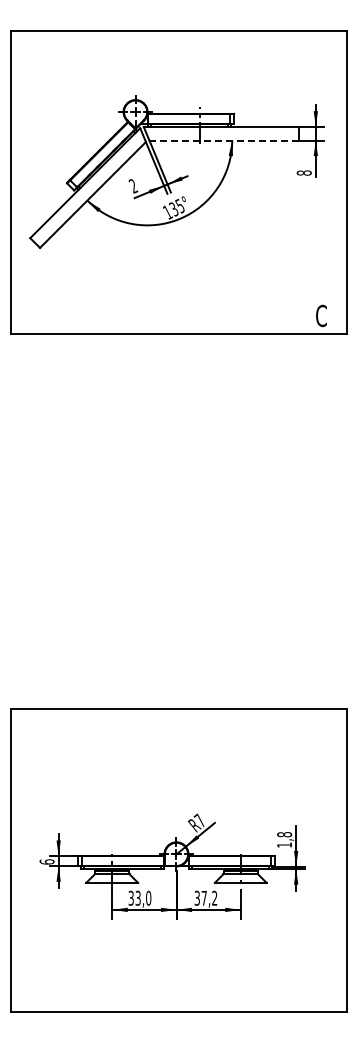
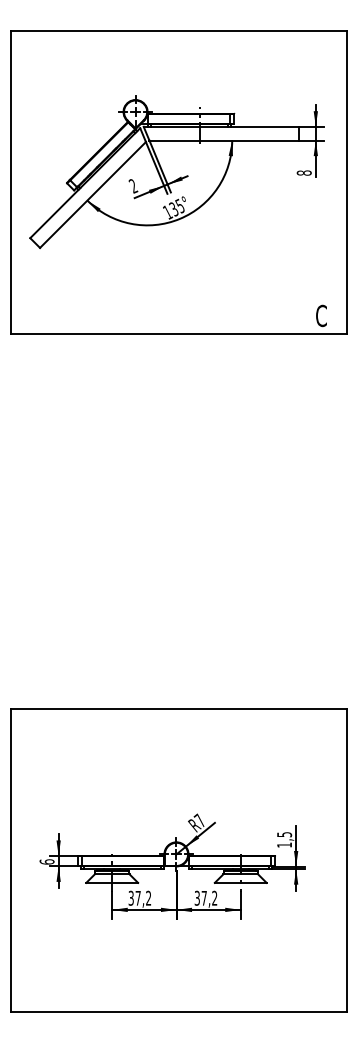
line: dashed -> solid (224, 140)
text: 1,8 -> 1,5 (284, 834)
text: 33,0 -> 37,2 (143, 897)
